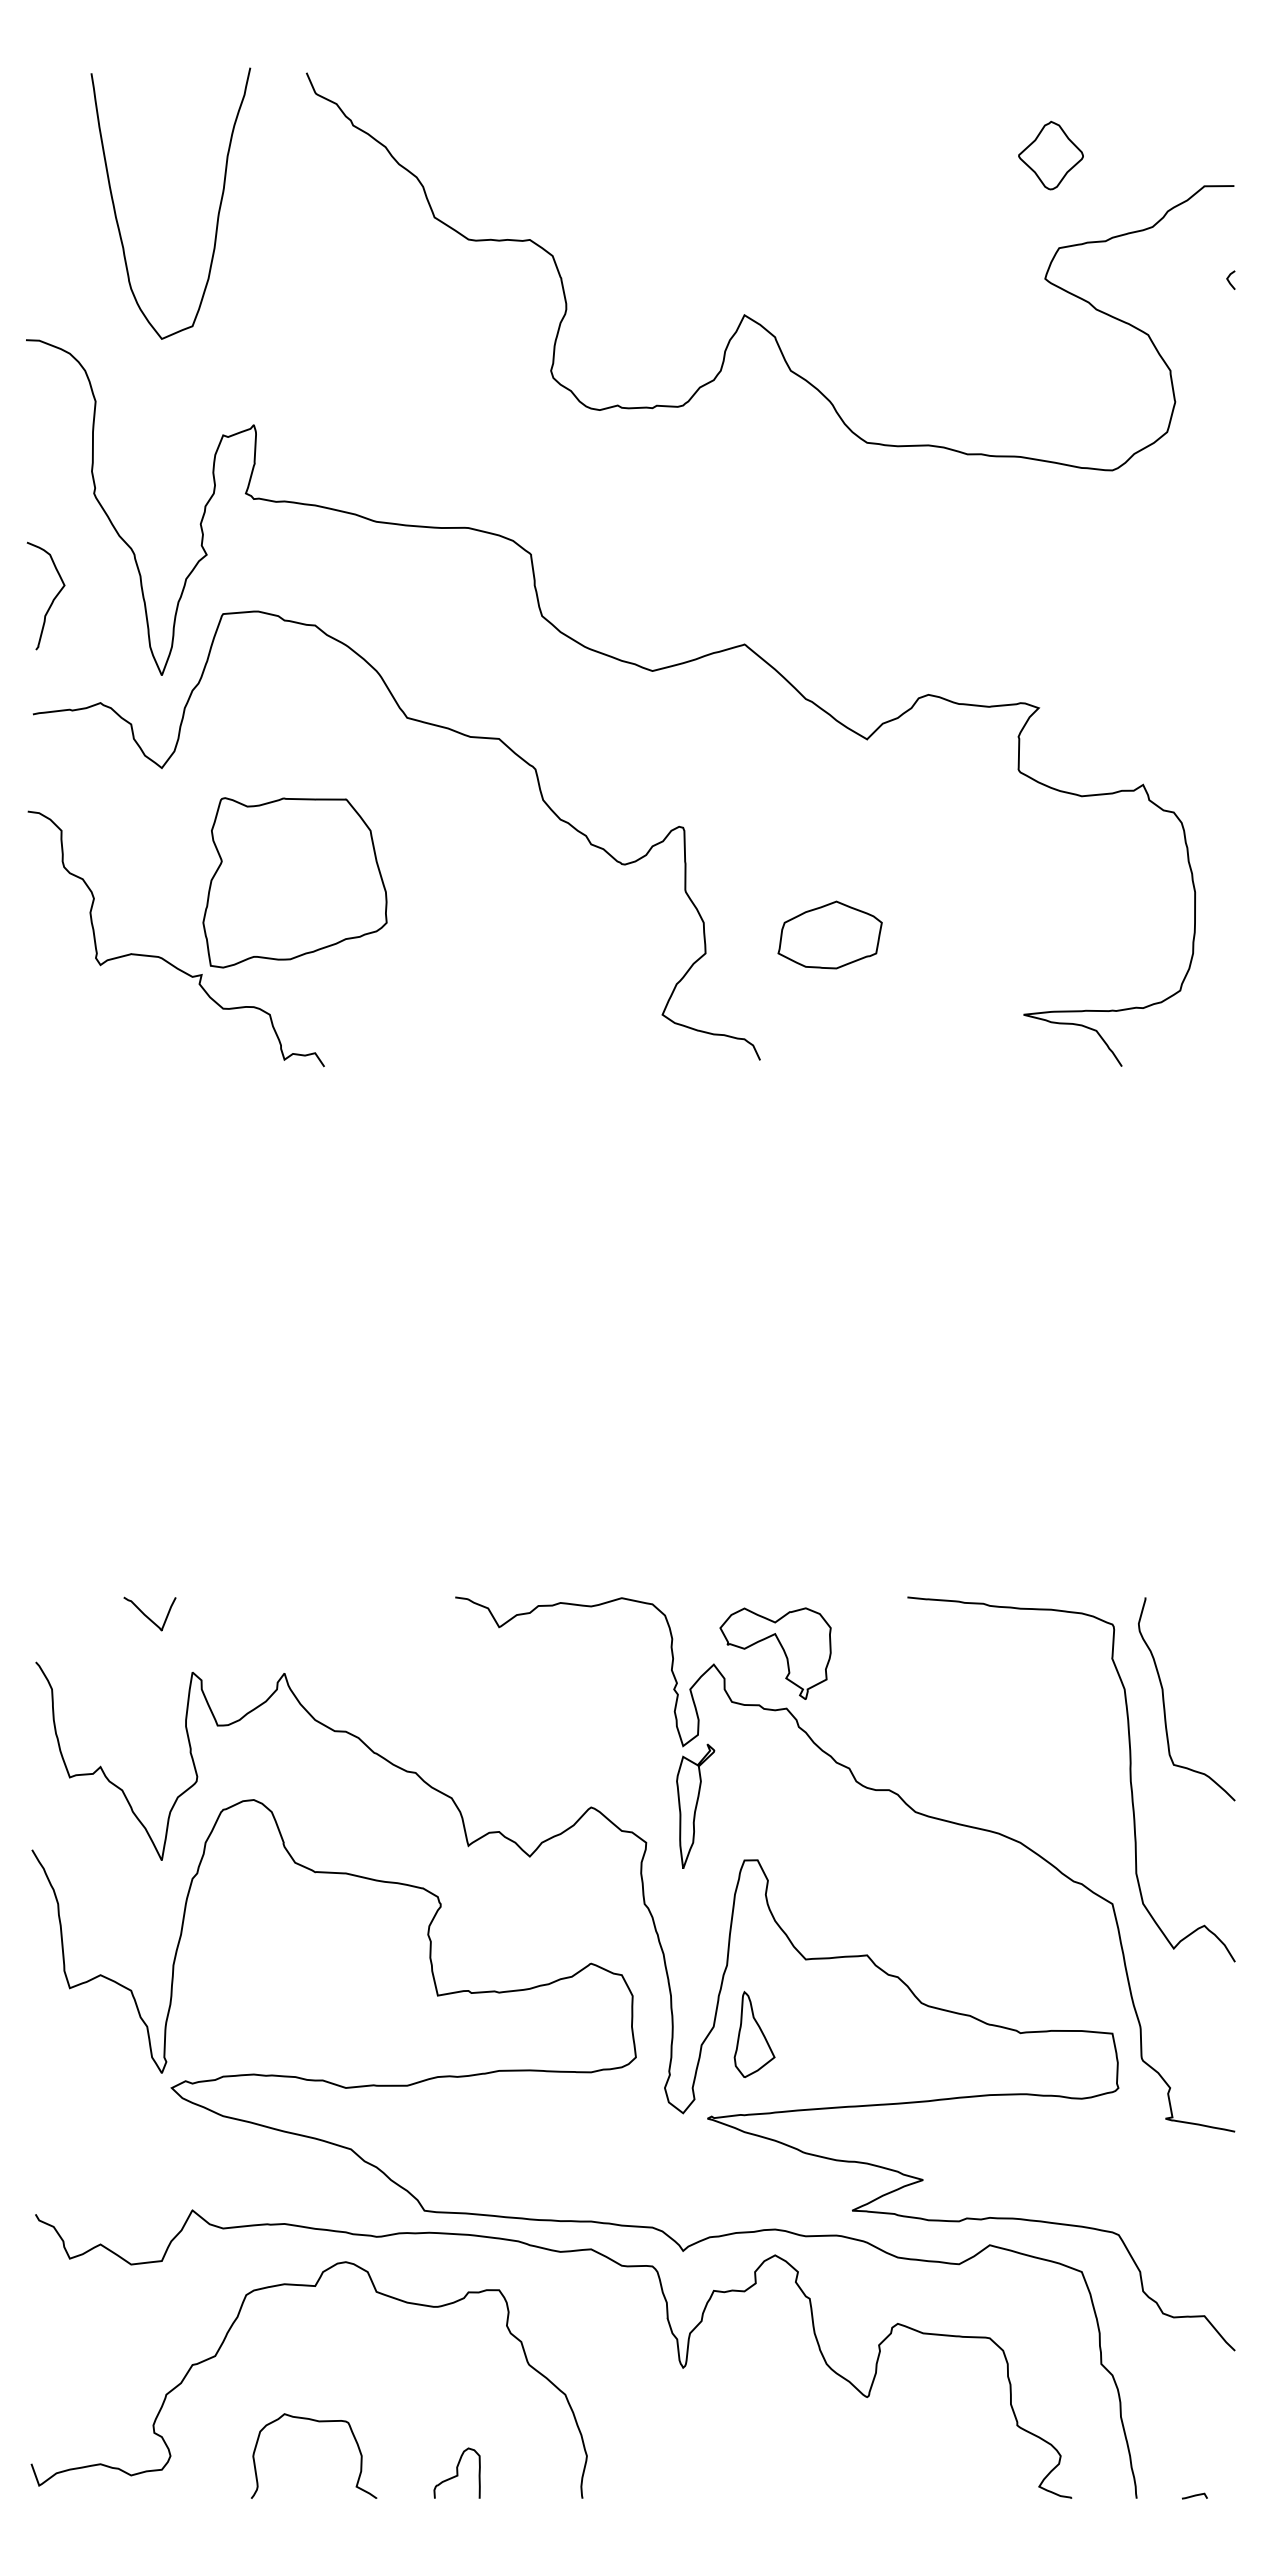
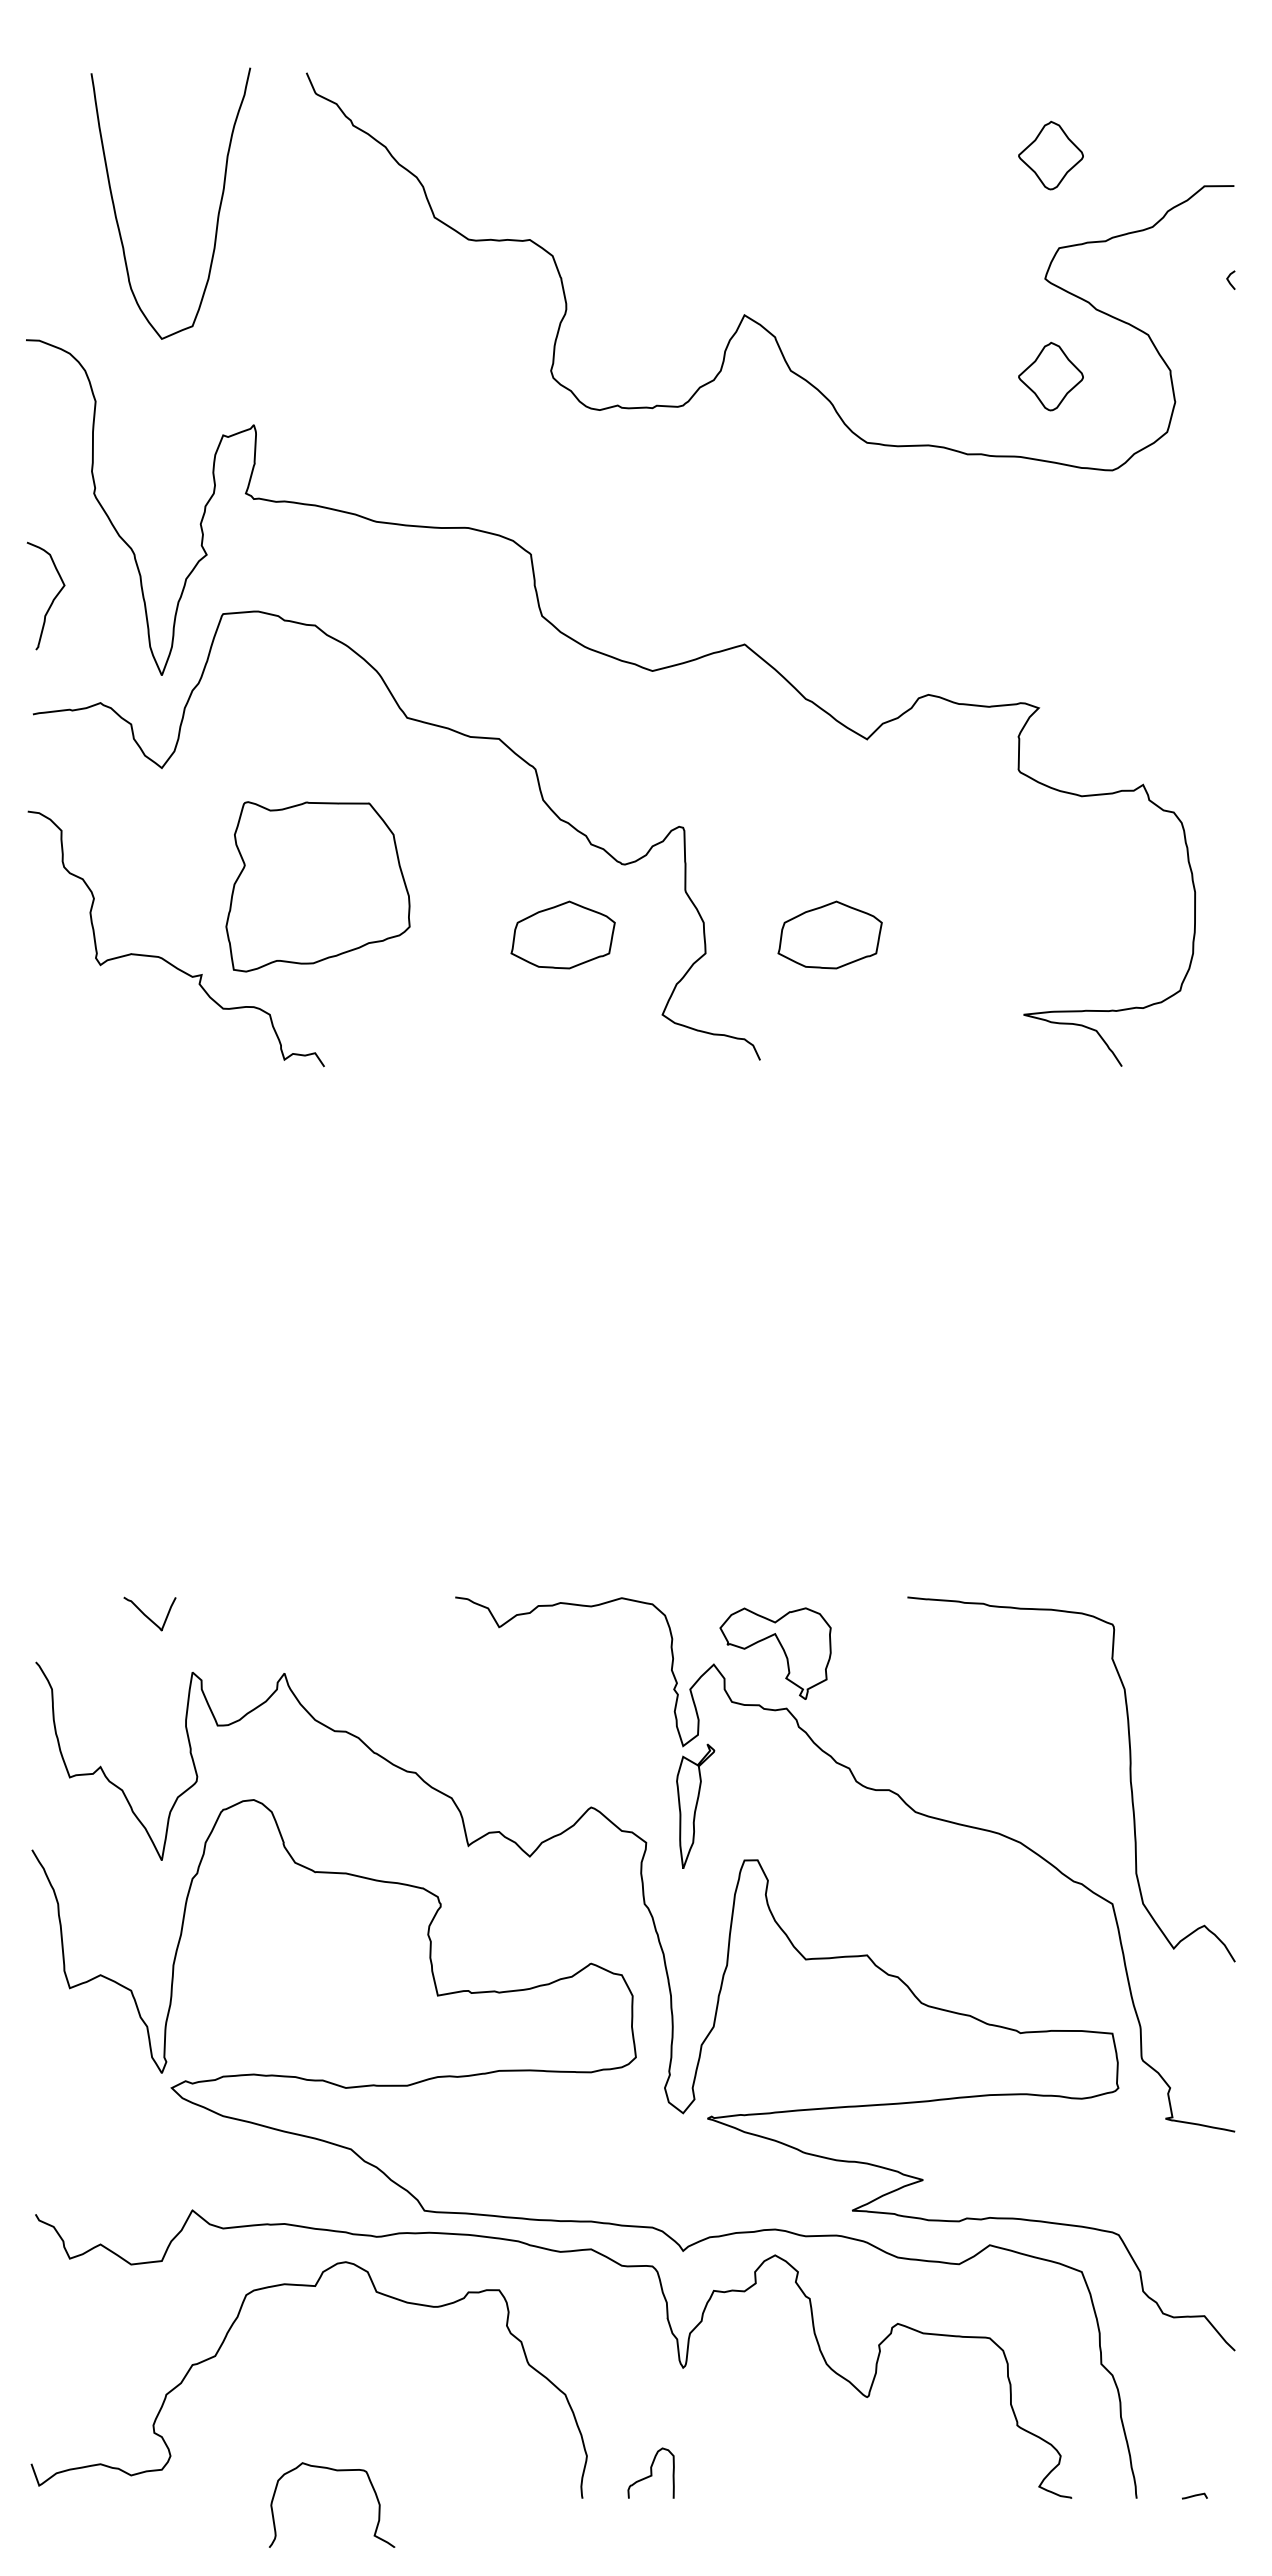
part: none -> present (1050, 376)
part position: (294, 882) -> (317, 886) (317, 886)
part: none -> present (562, 934)
curve: present -> none (1164, 1699)
part: present -> none (754, 2033)
curve position: (318, 2422) -> (336, 2471) (336, 2471)
curve position: (456, 2472) -> (650, 2472) (650, 2472)
